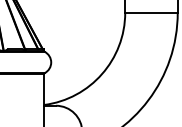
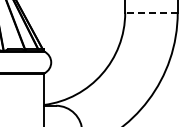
line: solid -> dashed (150, 12)
